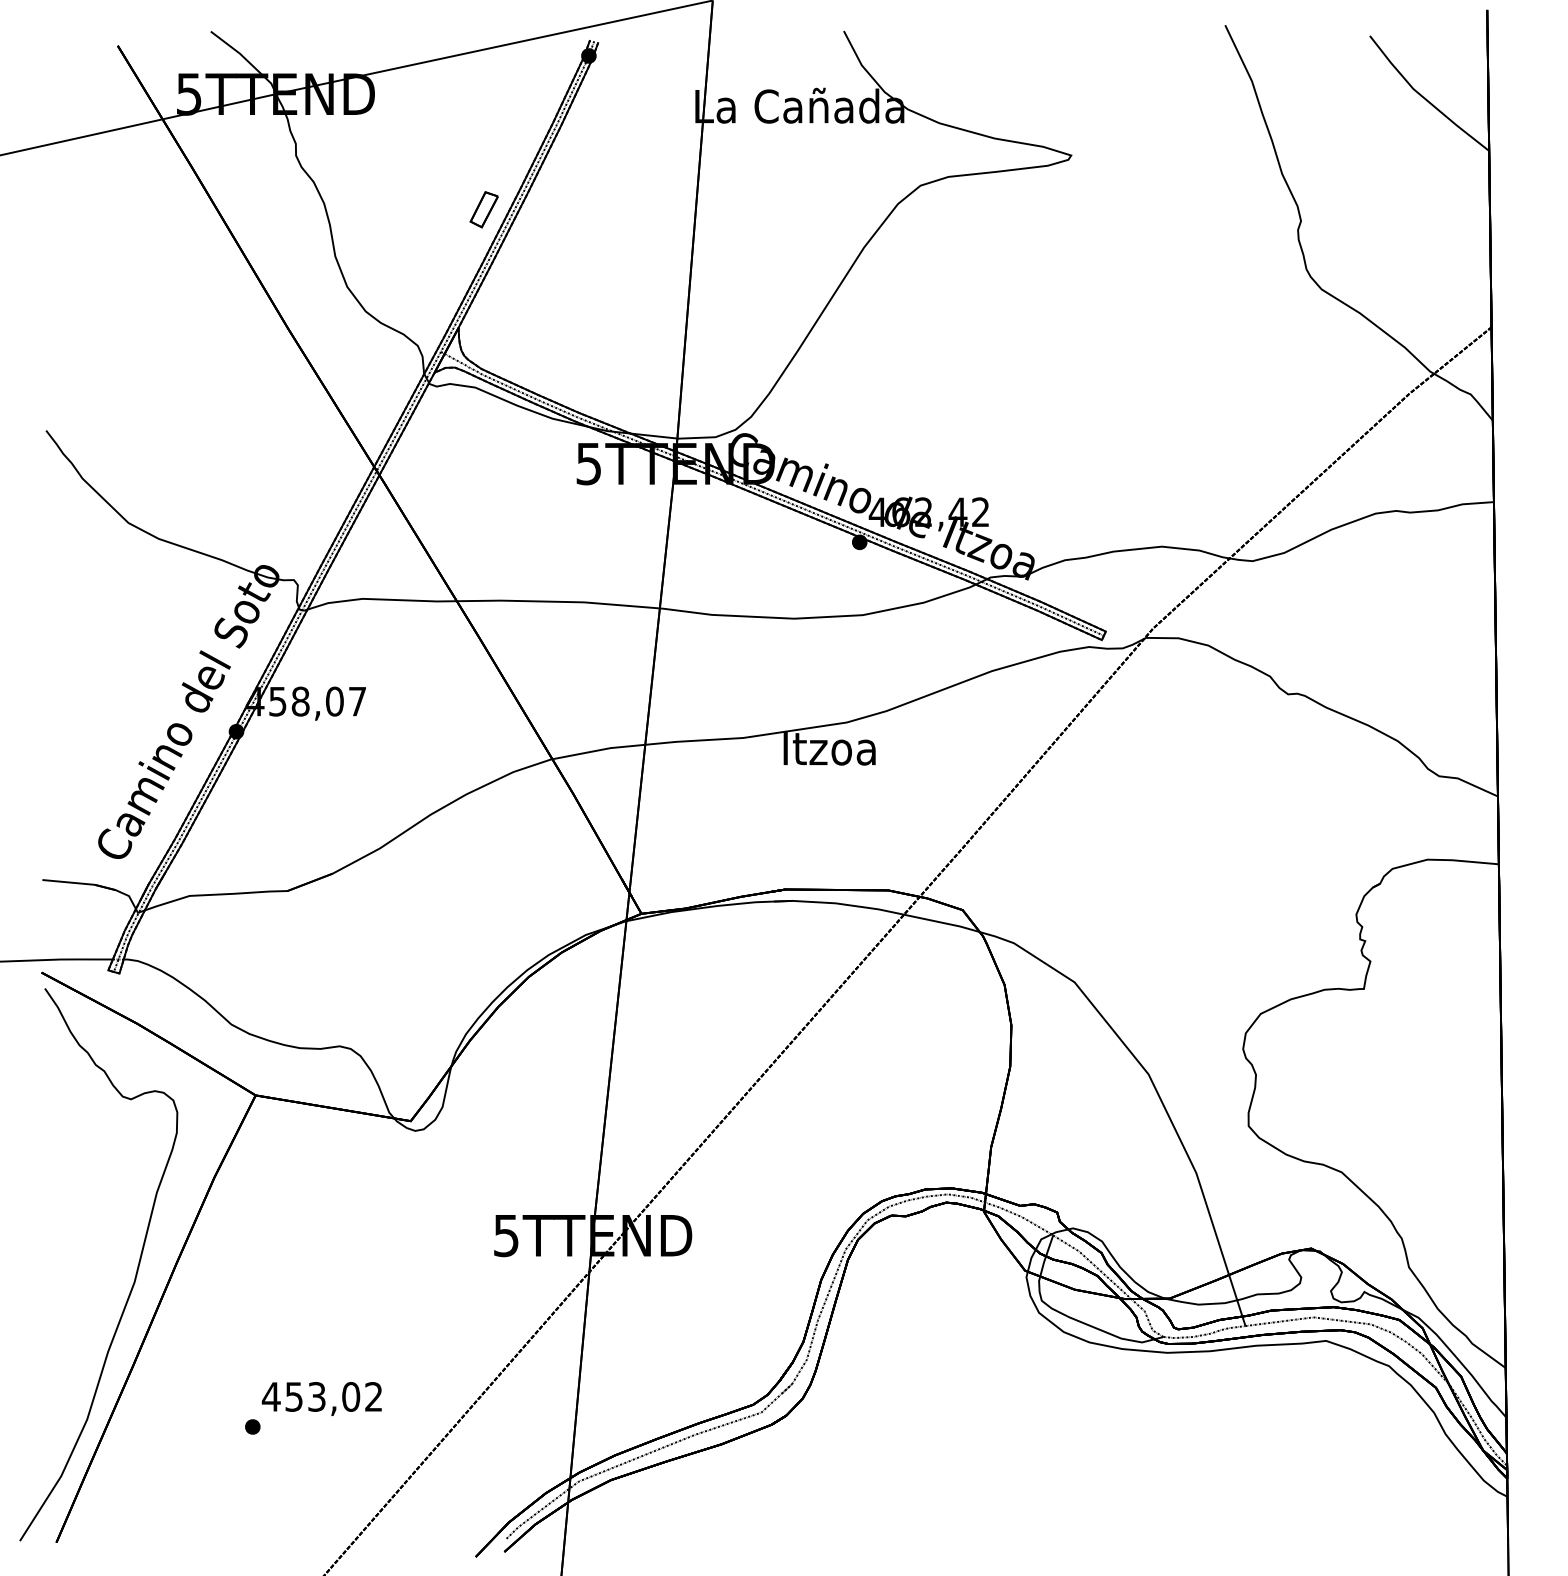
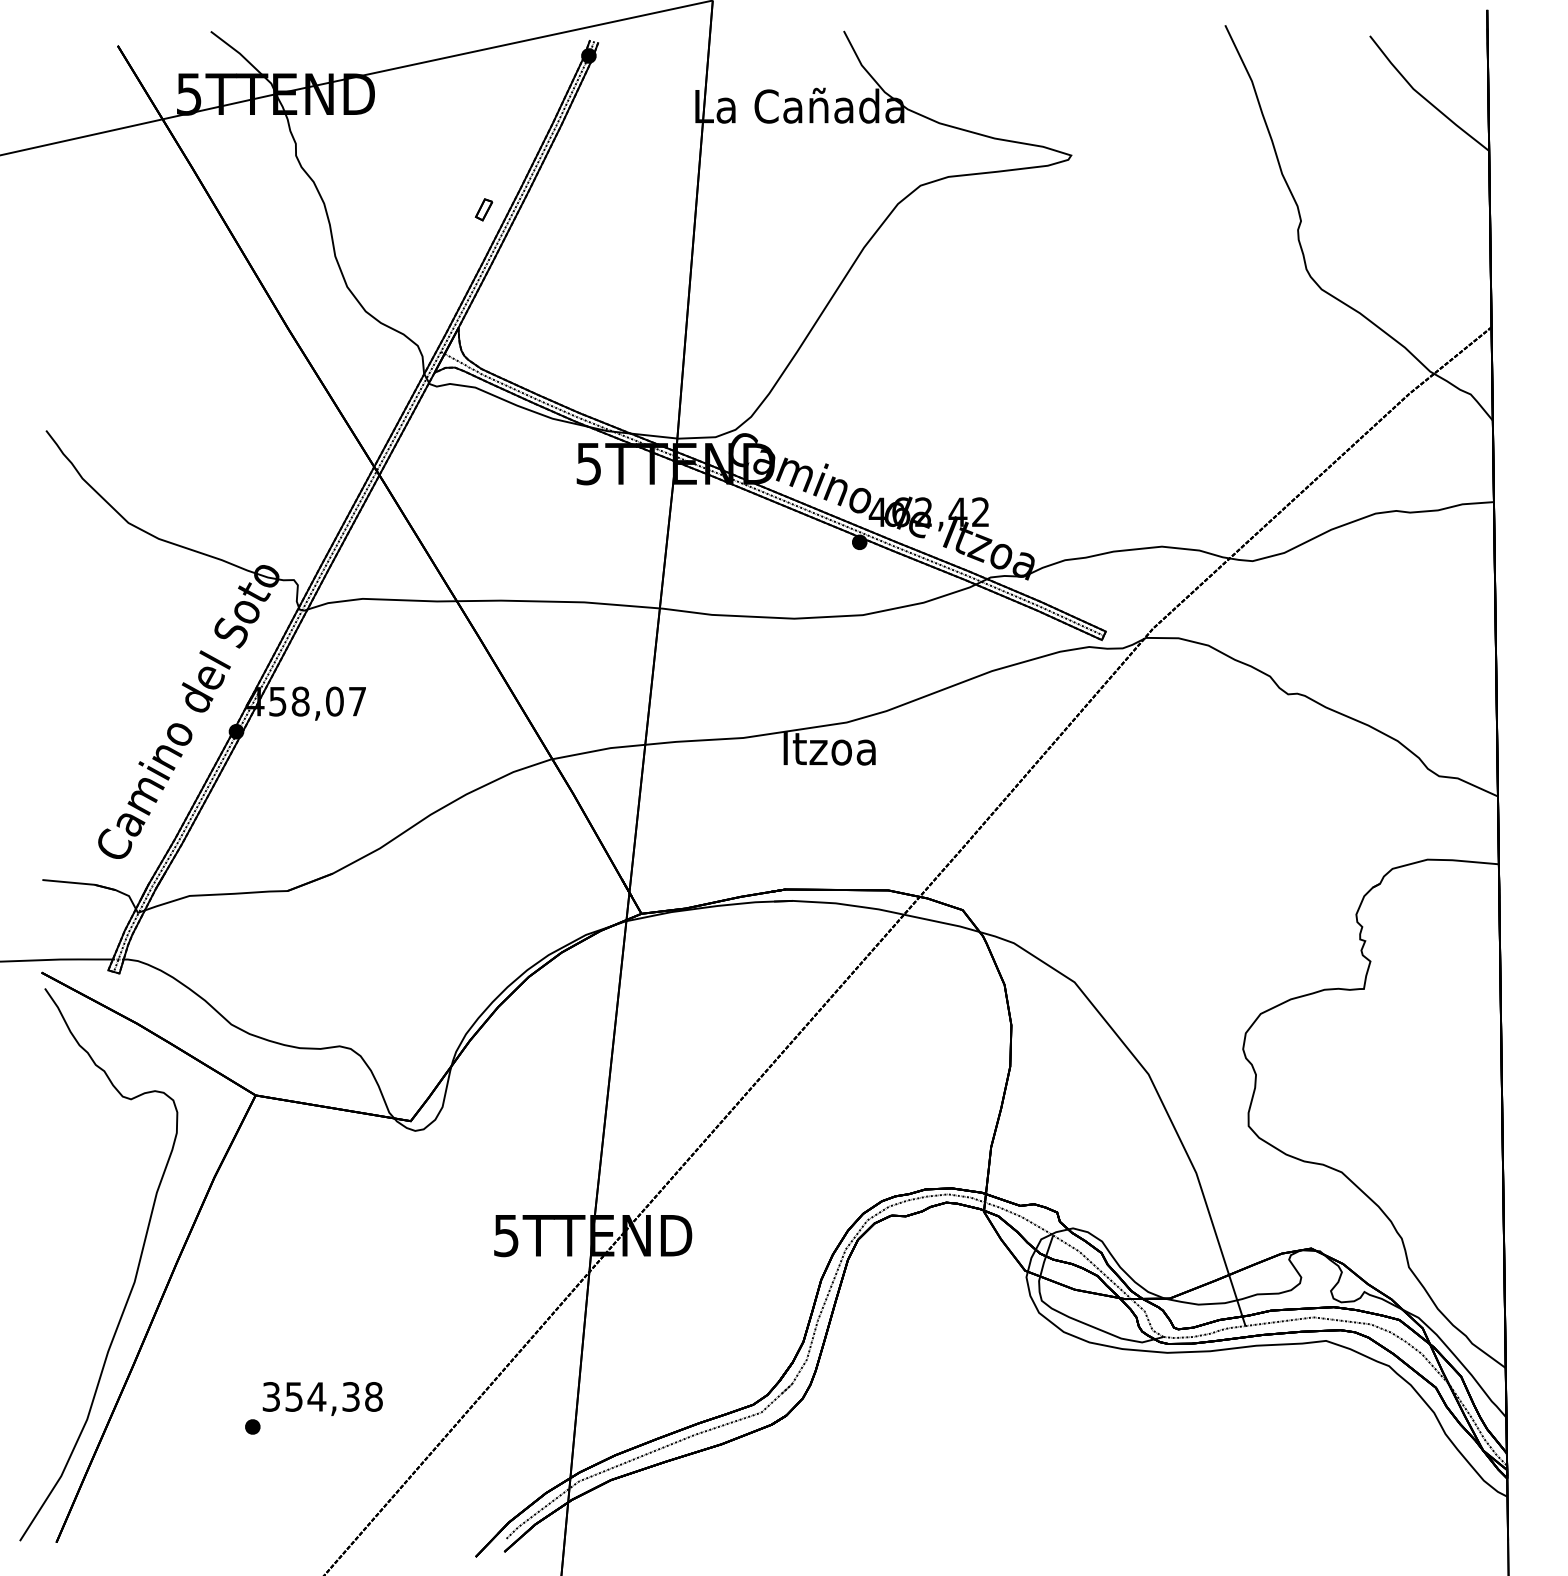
part size: 30x38 px -> 20x24 px (483, 209)
text: 453,02 -> 354,38 (321, 1396)
